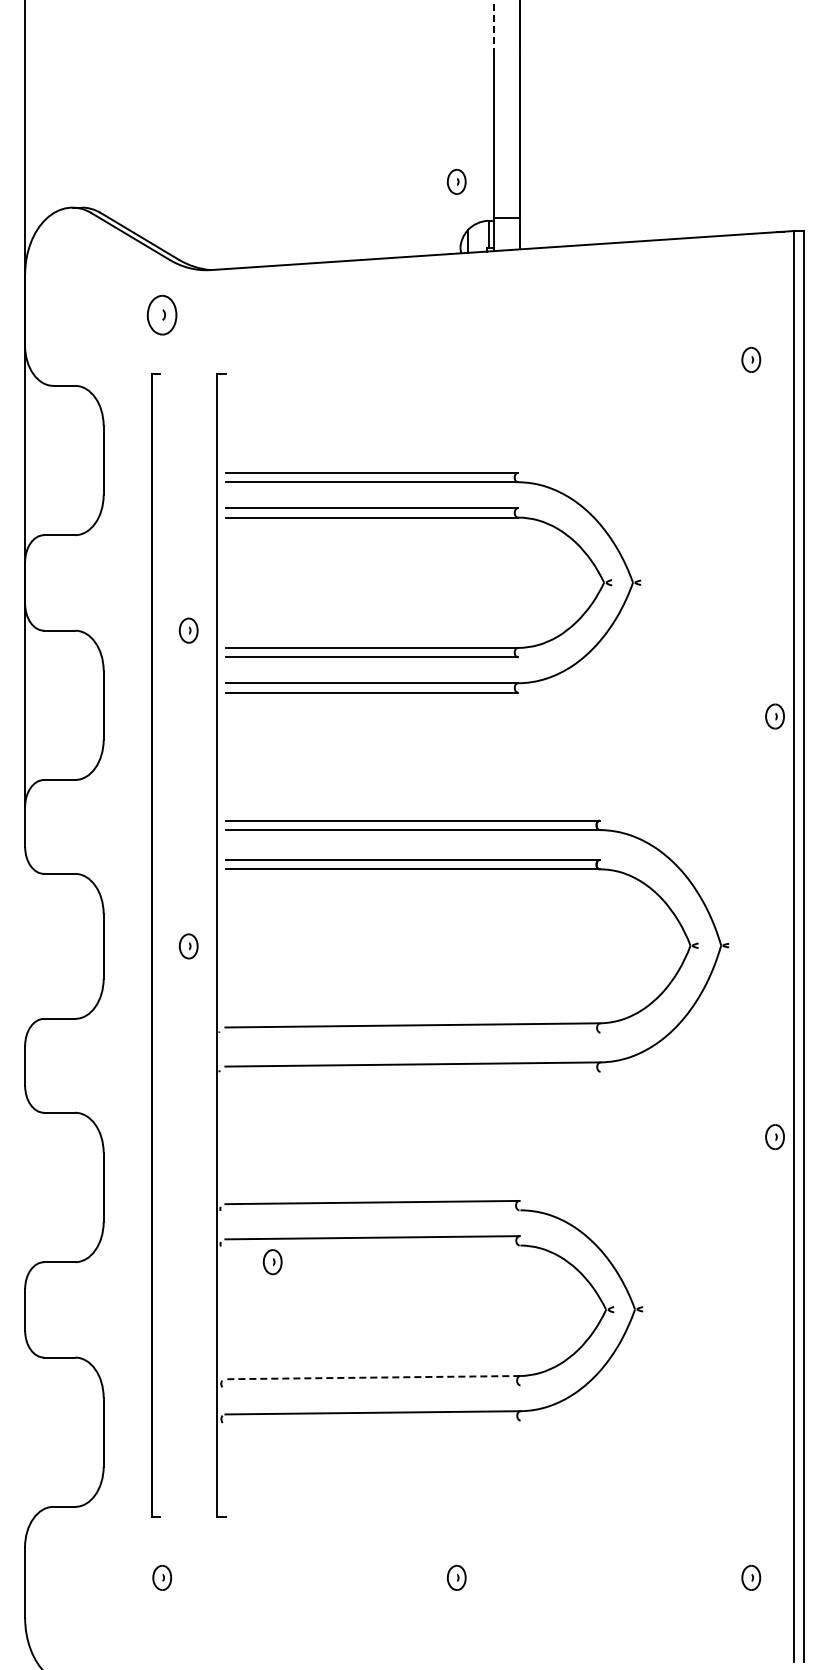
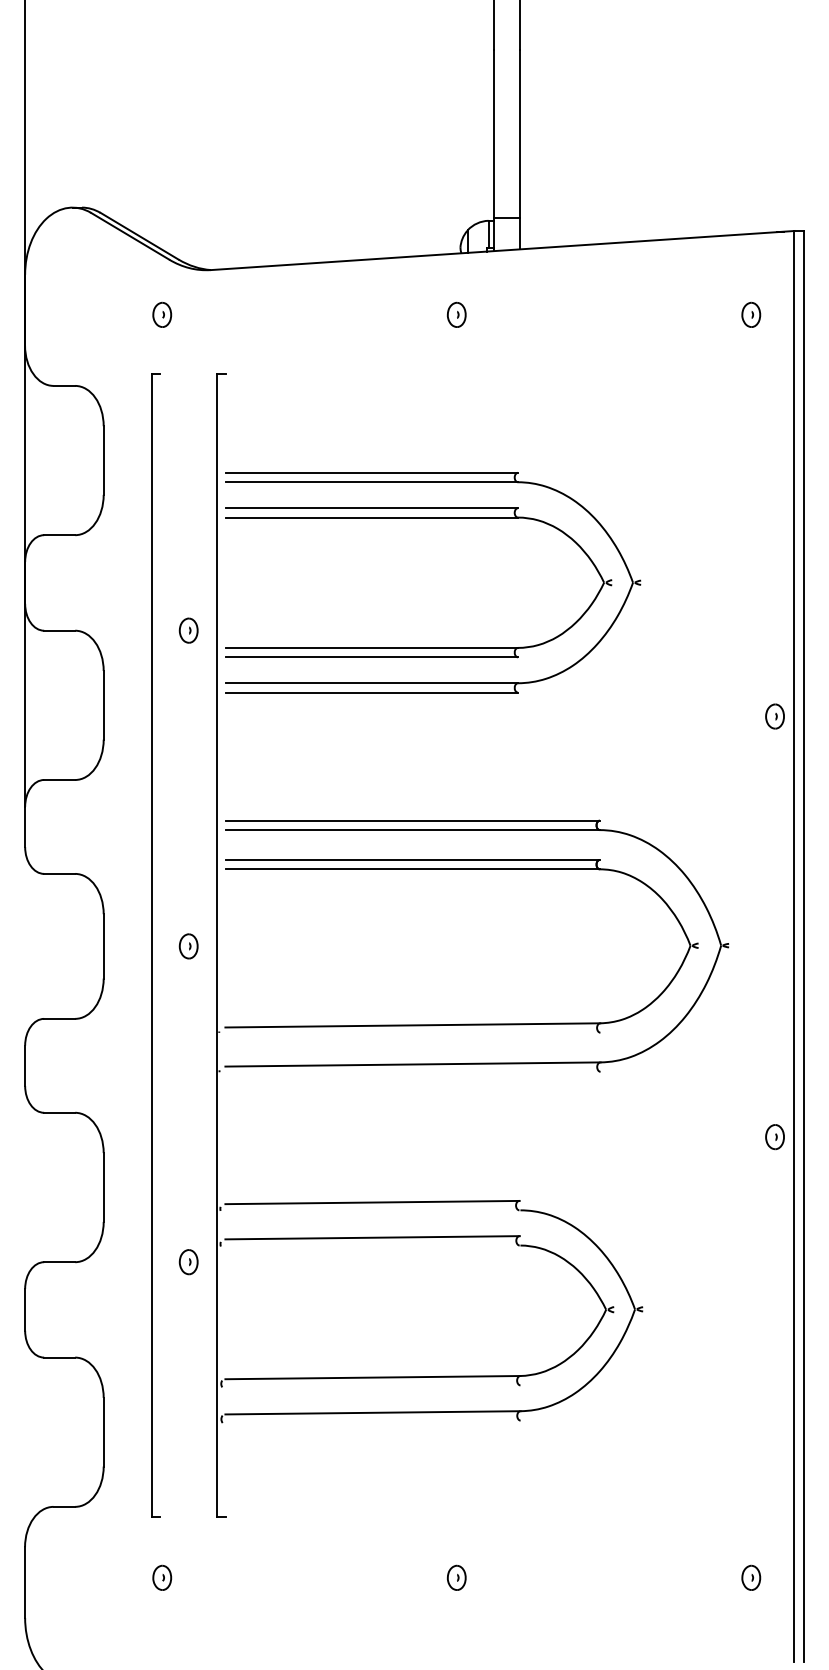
line: dashed -> solid (493, 25)
part position: (456, 181) -> (456, 314) (456, 314)
part size: 32x42 px -> 21x27 px (162, 314)
part position: (751, 359) -> (751, 314) (751, 314)
part position: (272, 1262) -> (188, 1262) (188, 1262)
line: dashed -> solid (372, 1377)
